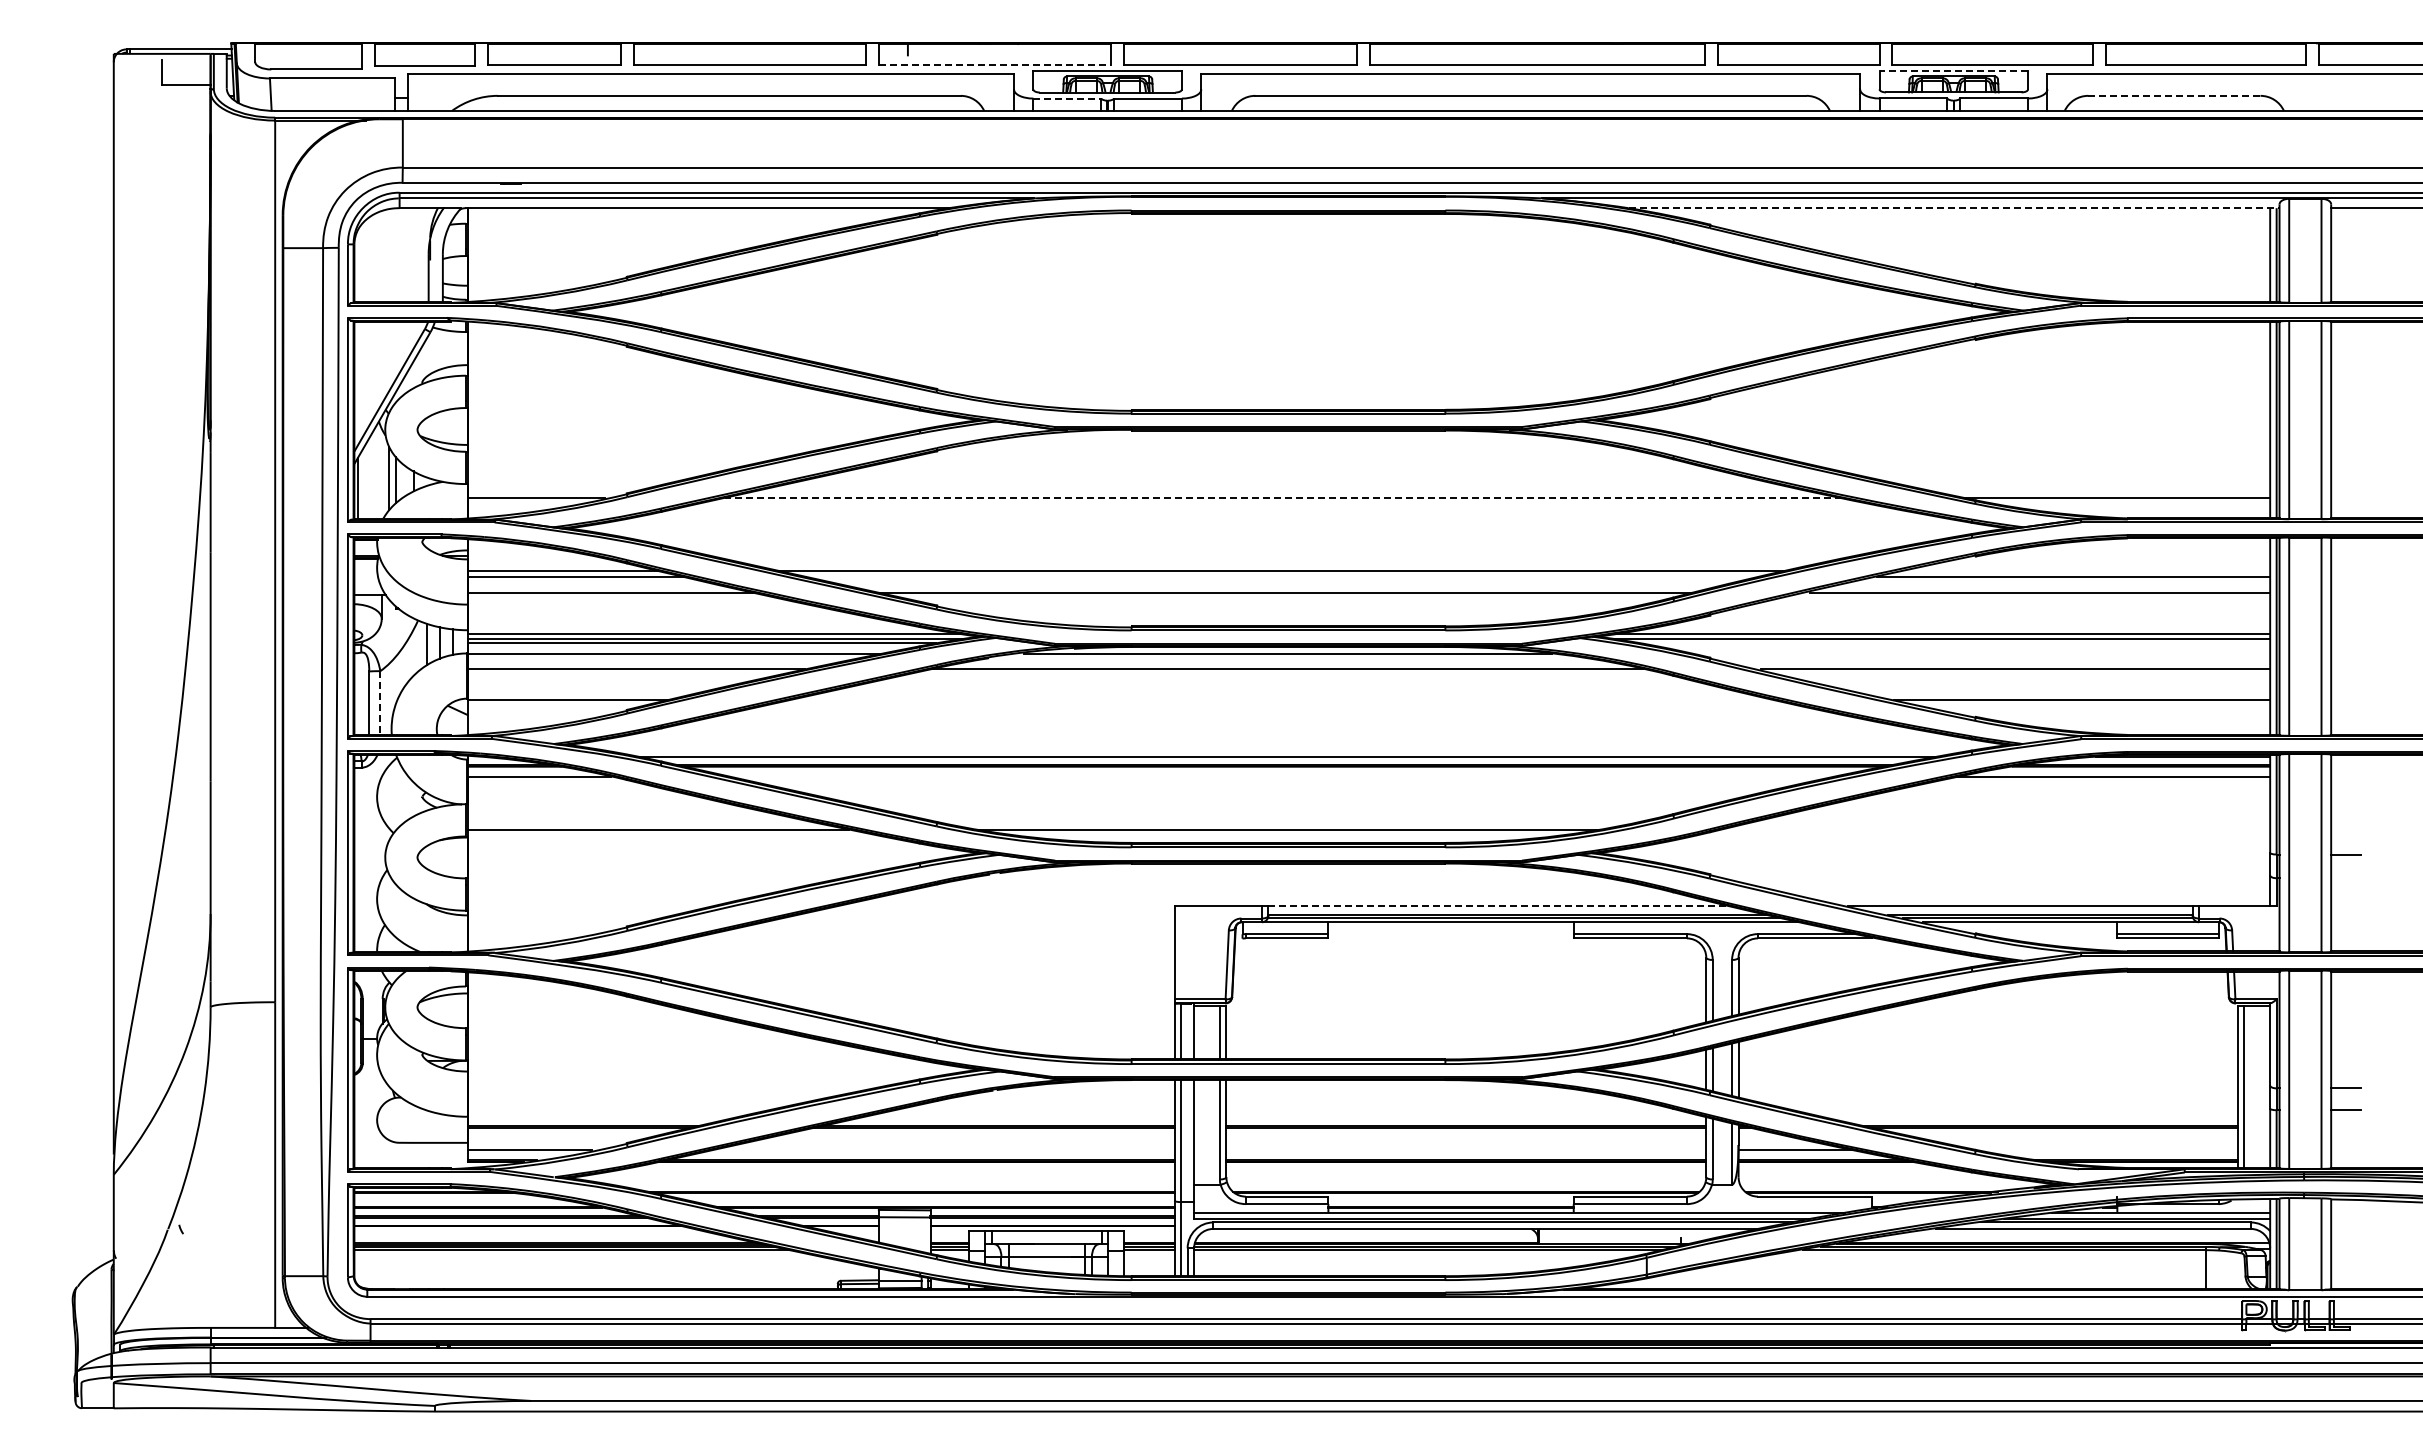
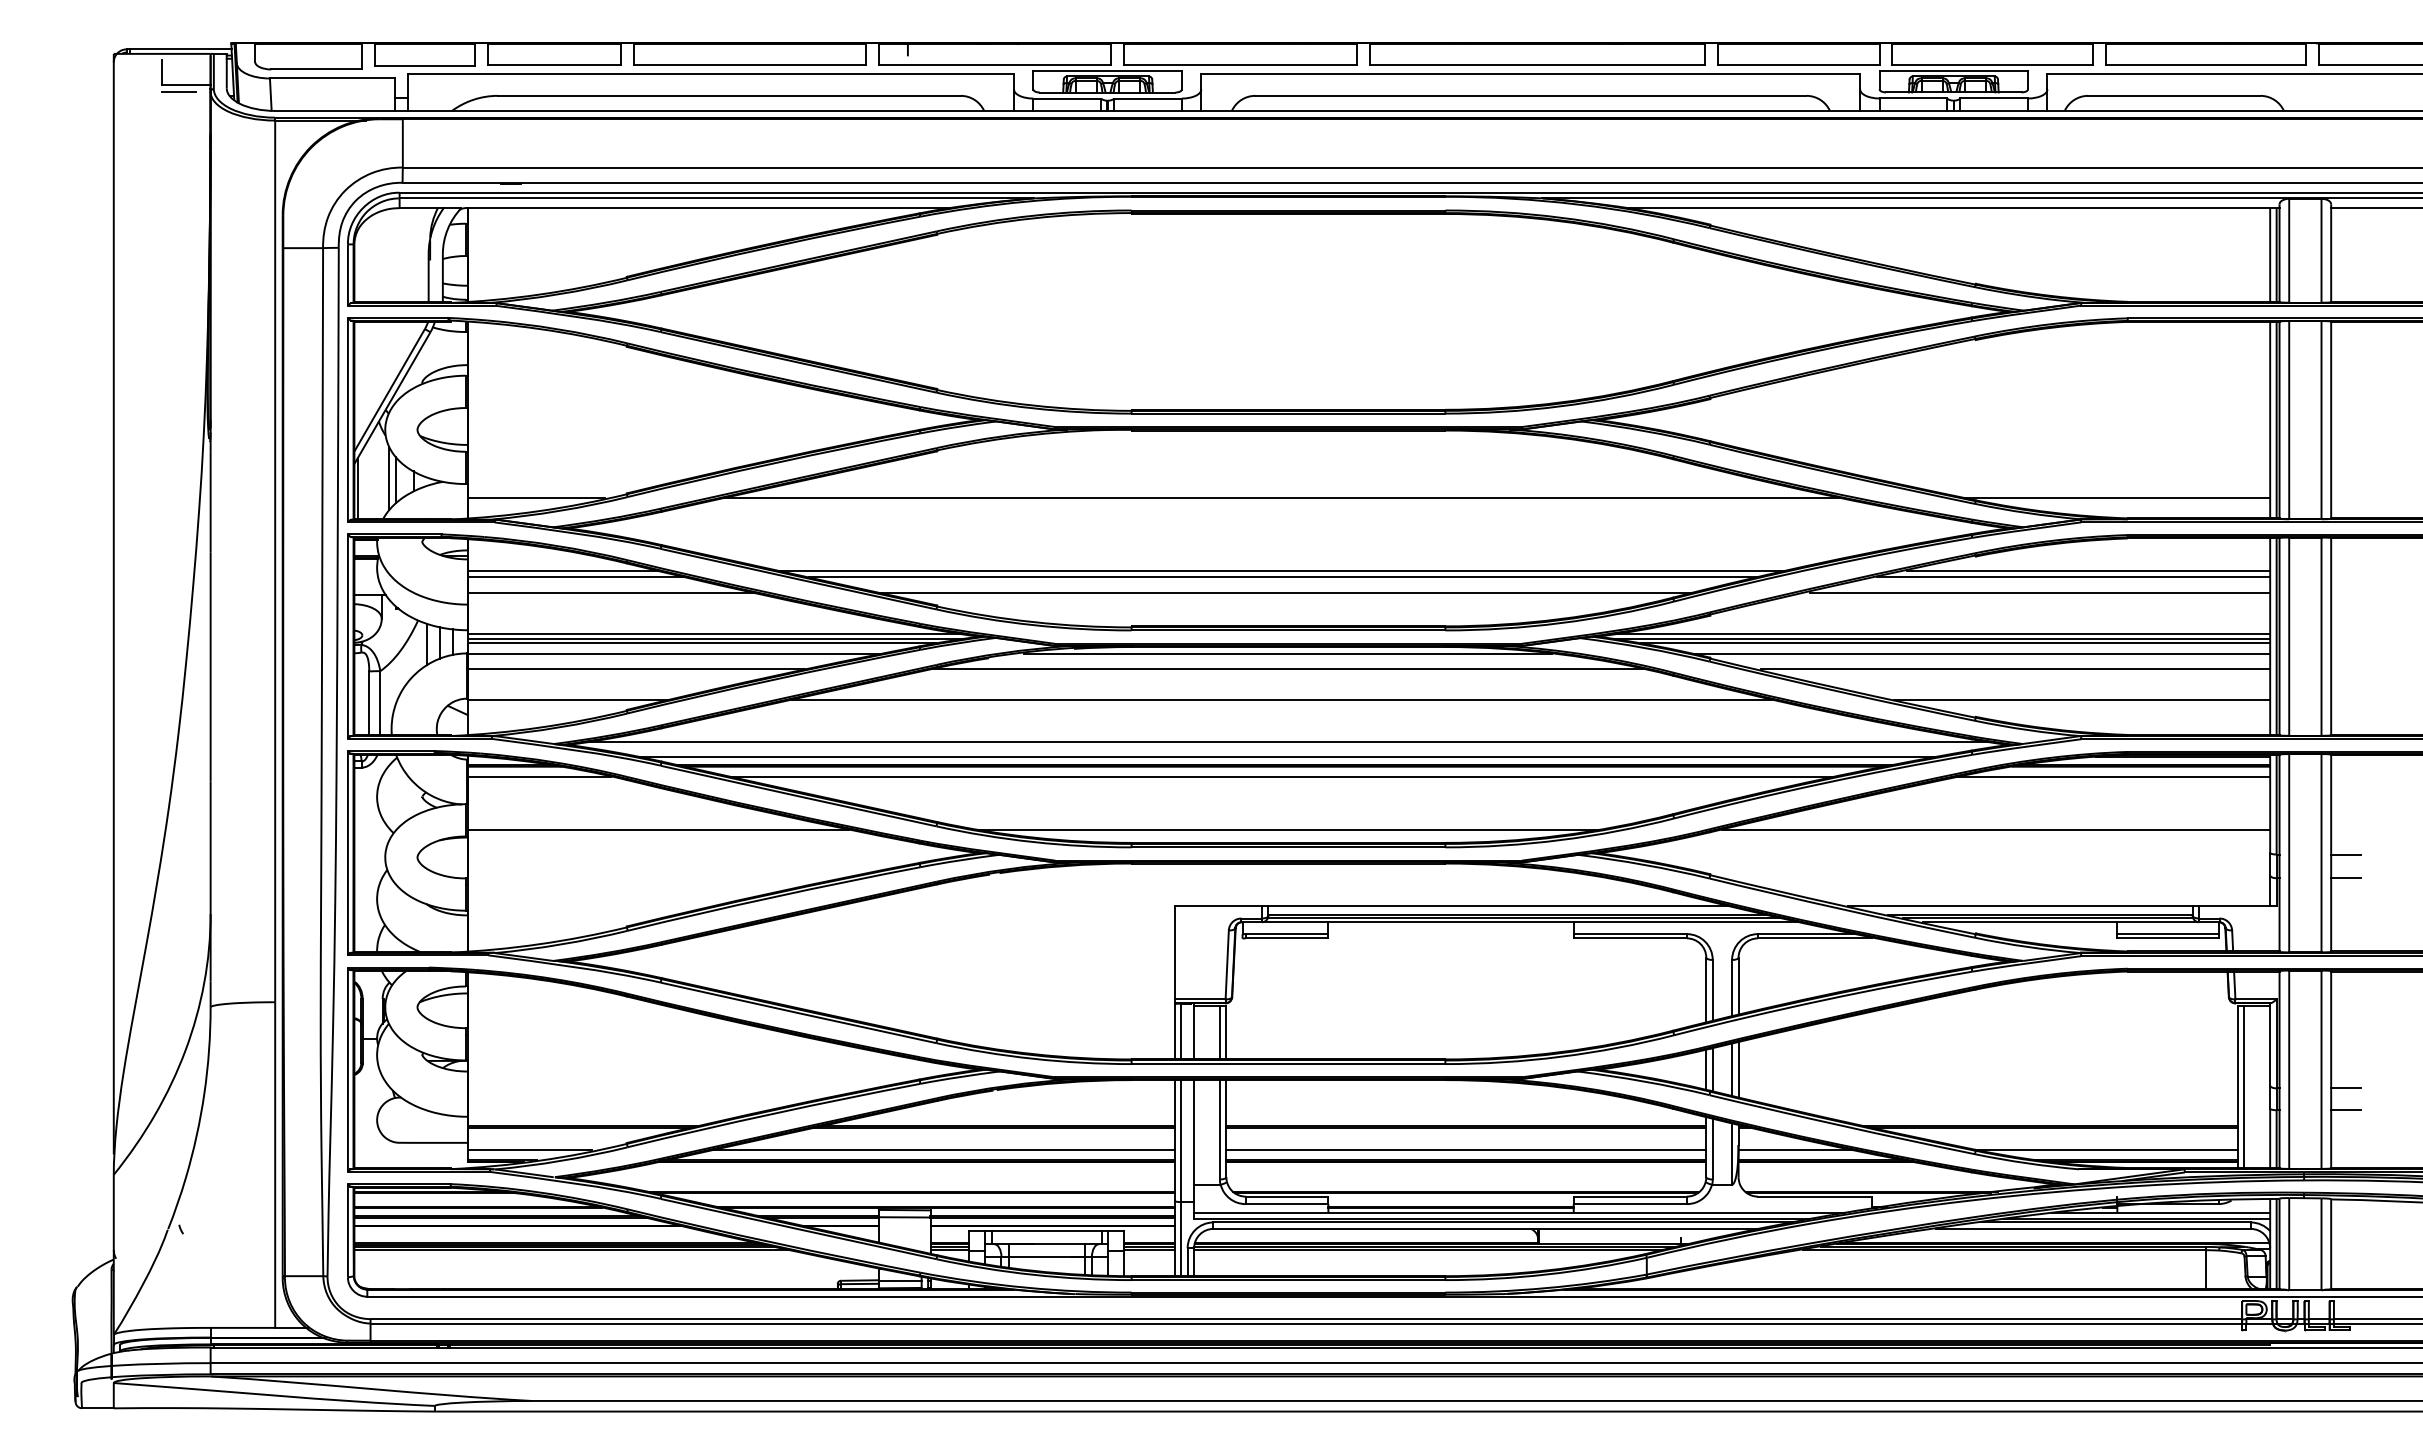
line: dashed -> solid (995, 64)
line: dashed -> solid (1953, 71)
line: none -> present (178, 91)
line: dashed -> solid (2173, 95)
line: dashed -> solid (1067, 98)
line: dashed -> solid (1954, 208)
line: dashed -> solid (1282, 497)
line: none -> present (2088, 571)
line: none -> present (1282, 577)
line: none -> present (1955, 643)
line: none -> present (1981, 653)
line: none -> present (1282, 699)
line: dashed -> solid (380, 703)
line: none -> present (1287, 741)
line: none -> present (1282, 776)
line: none -> present (1995, 829)
line: none -> present (2345, 878)
line: dashed -> solid (1498, 906)
line: none -> present (942, 1150)
line: none -> present (1466, 1150)
line: none -> present (2107, 1150)
